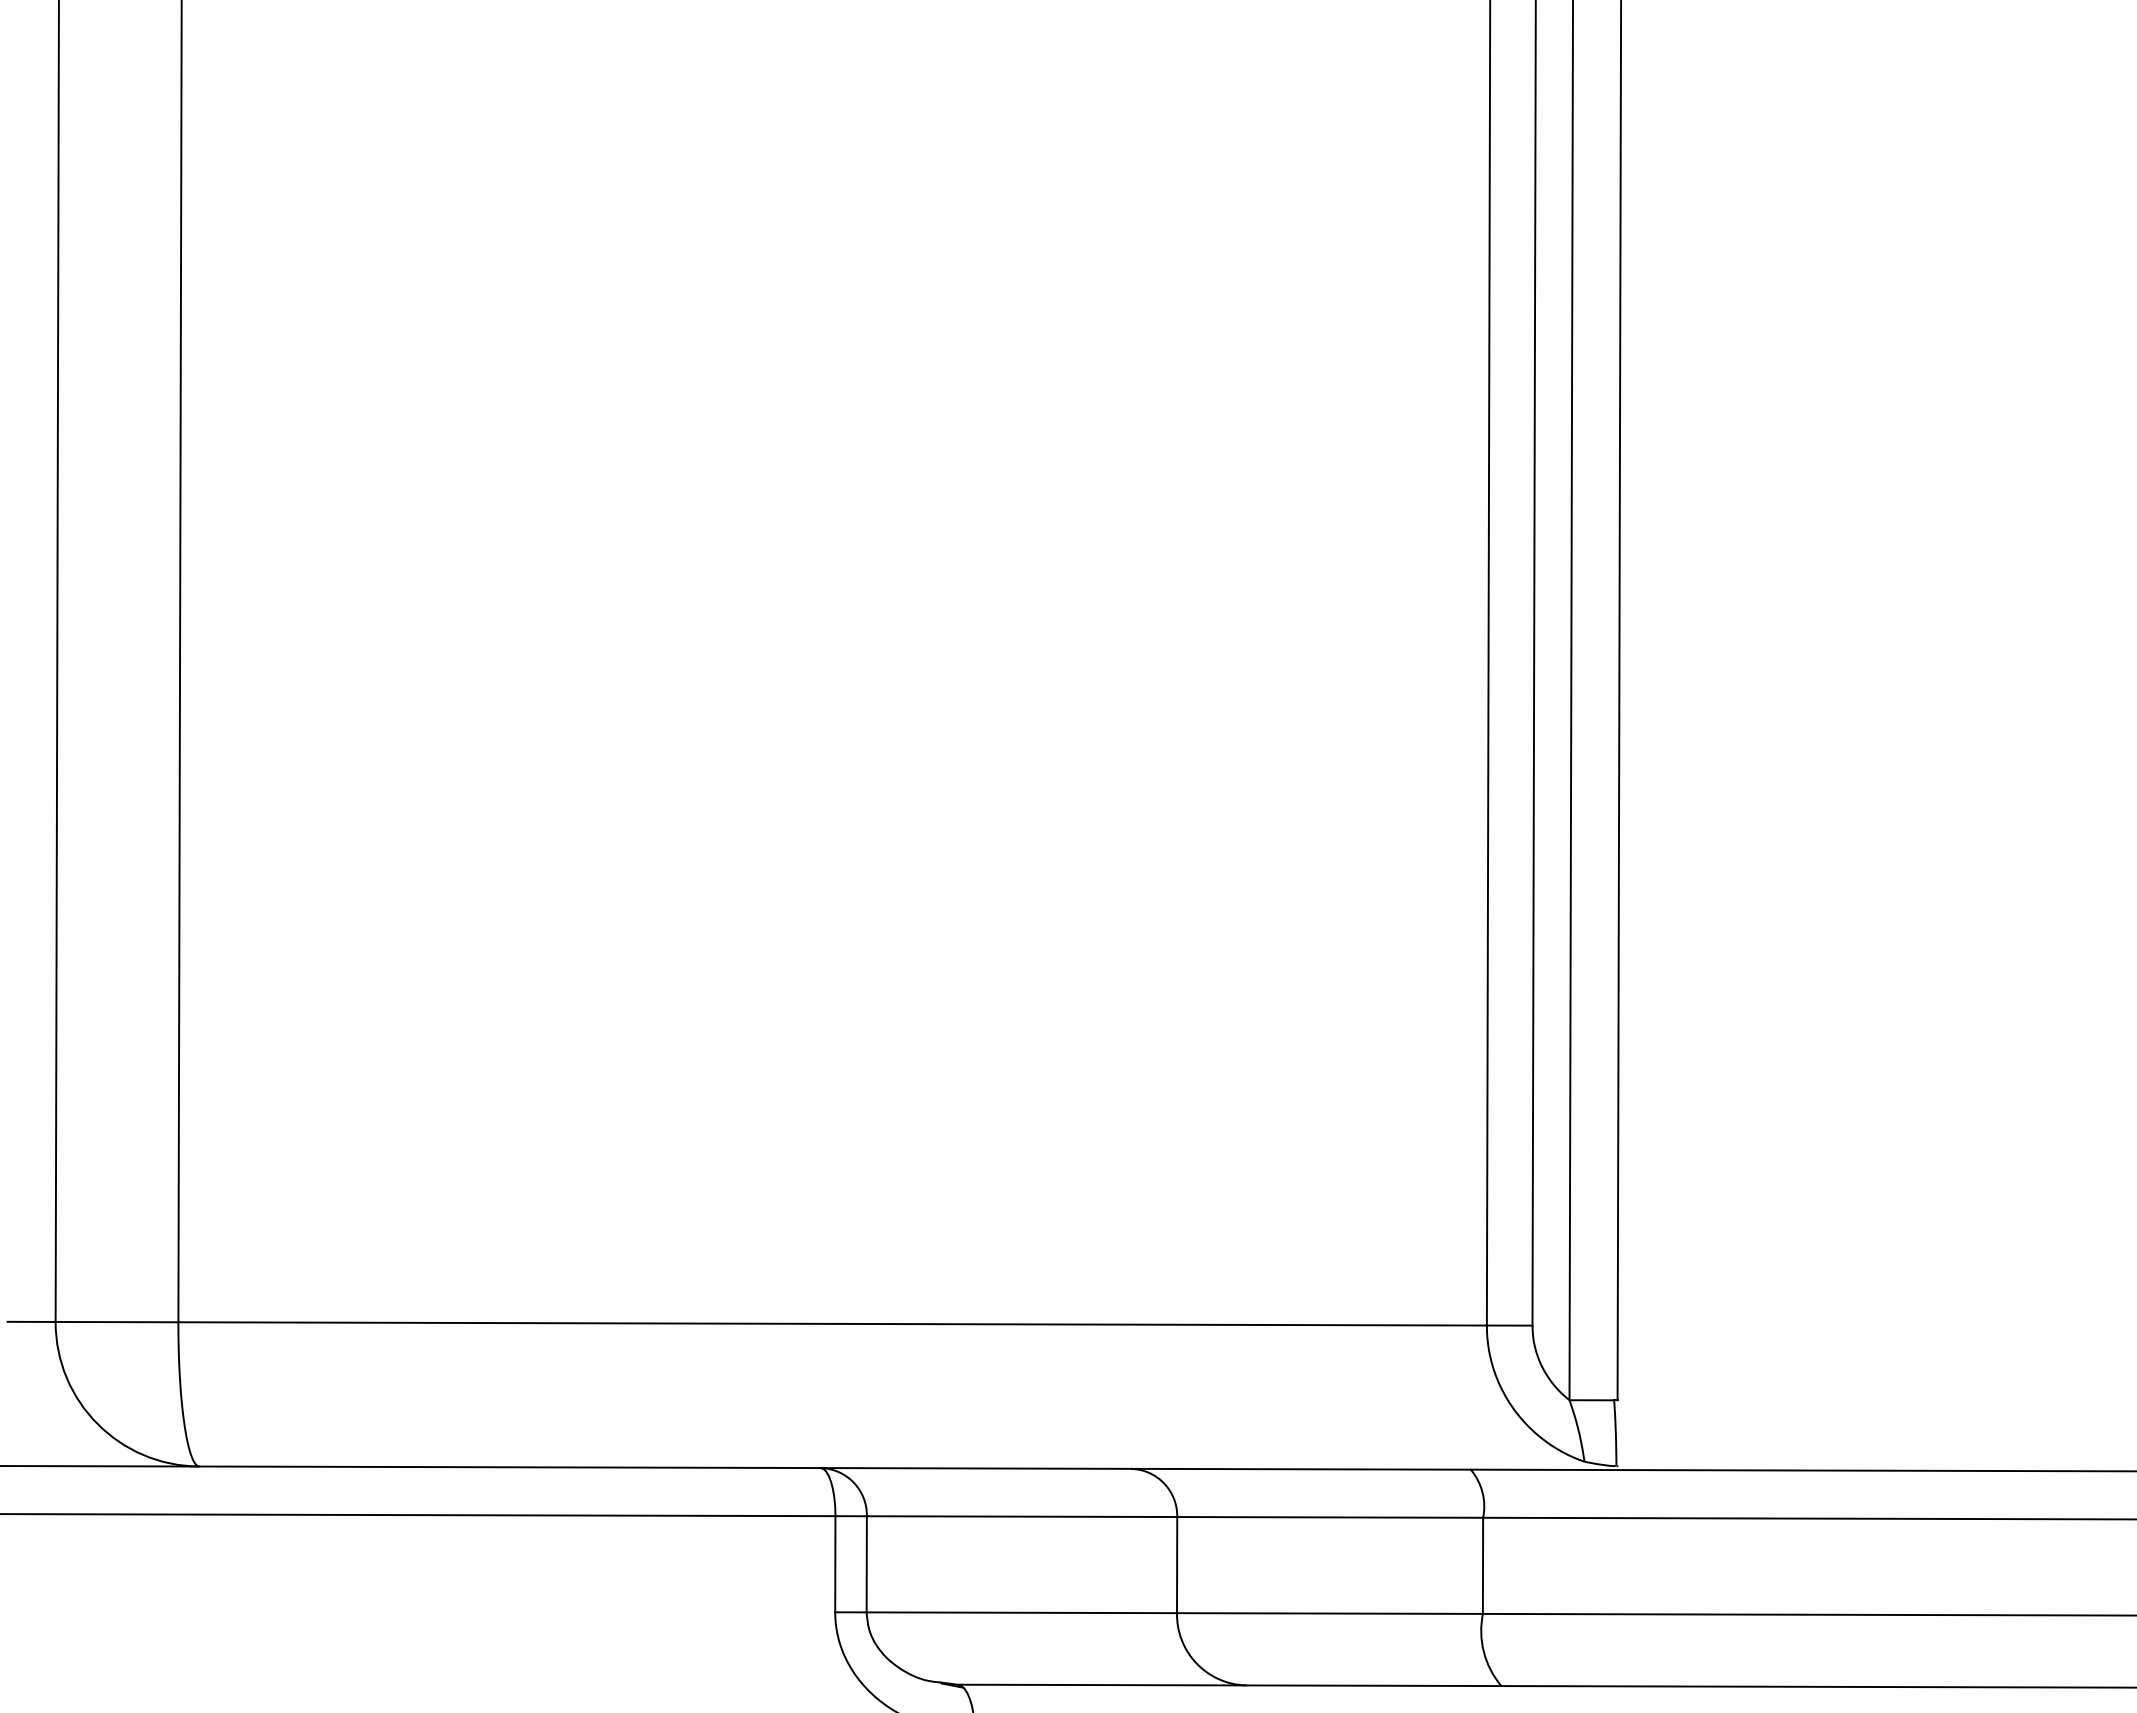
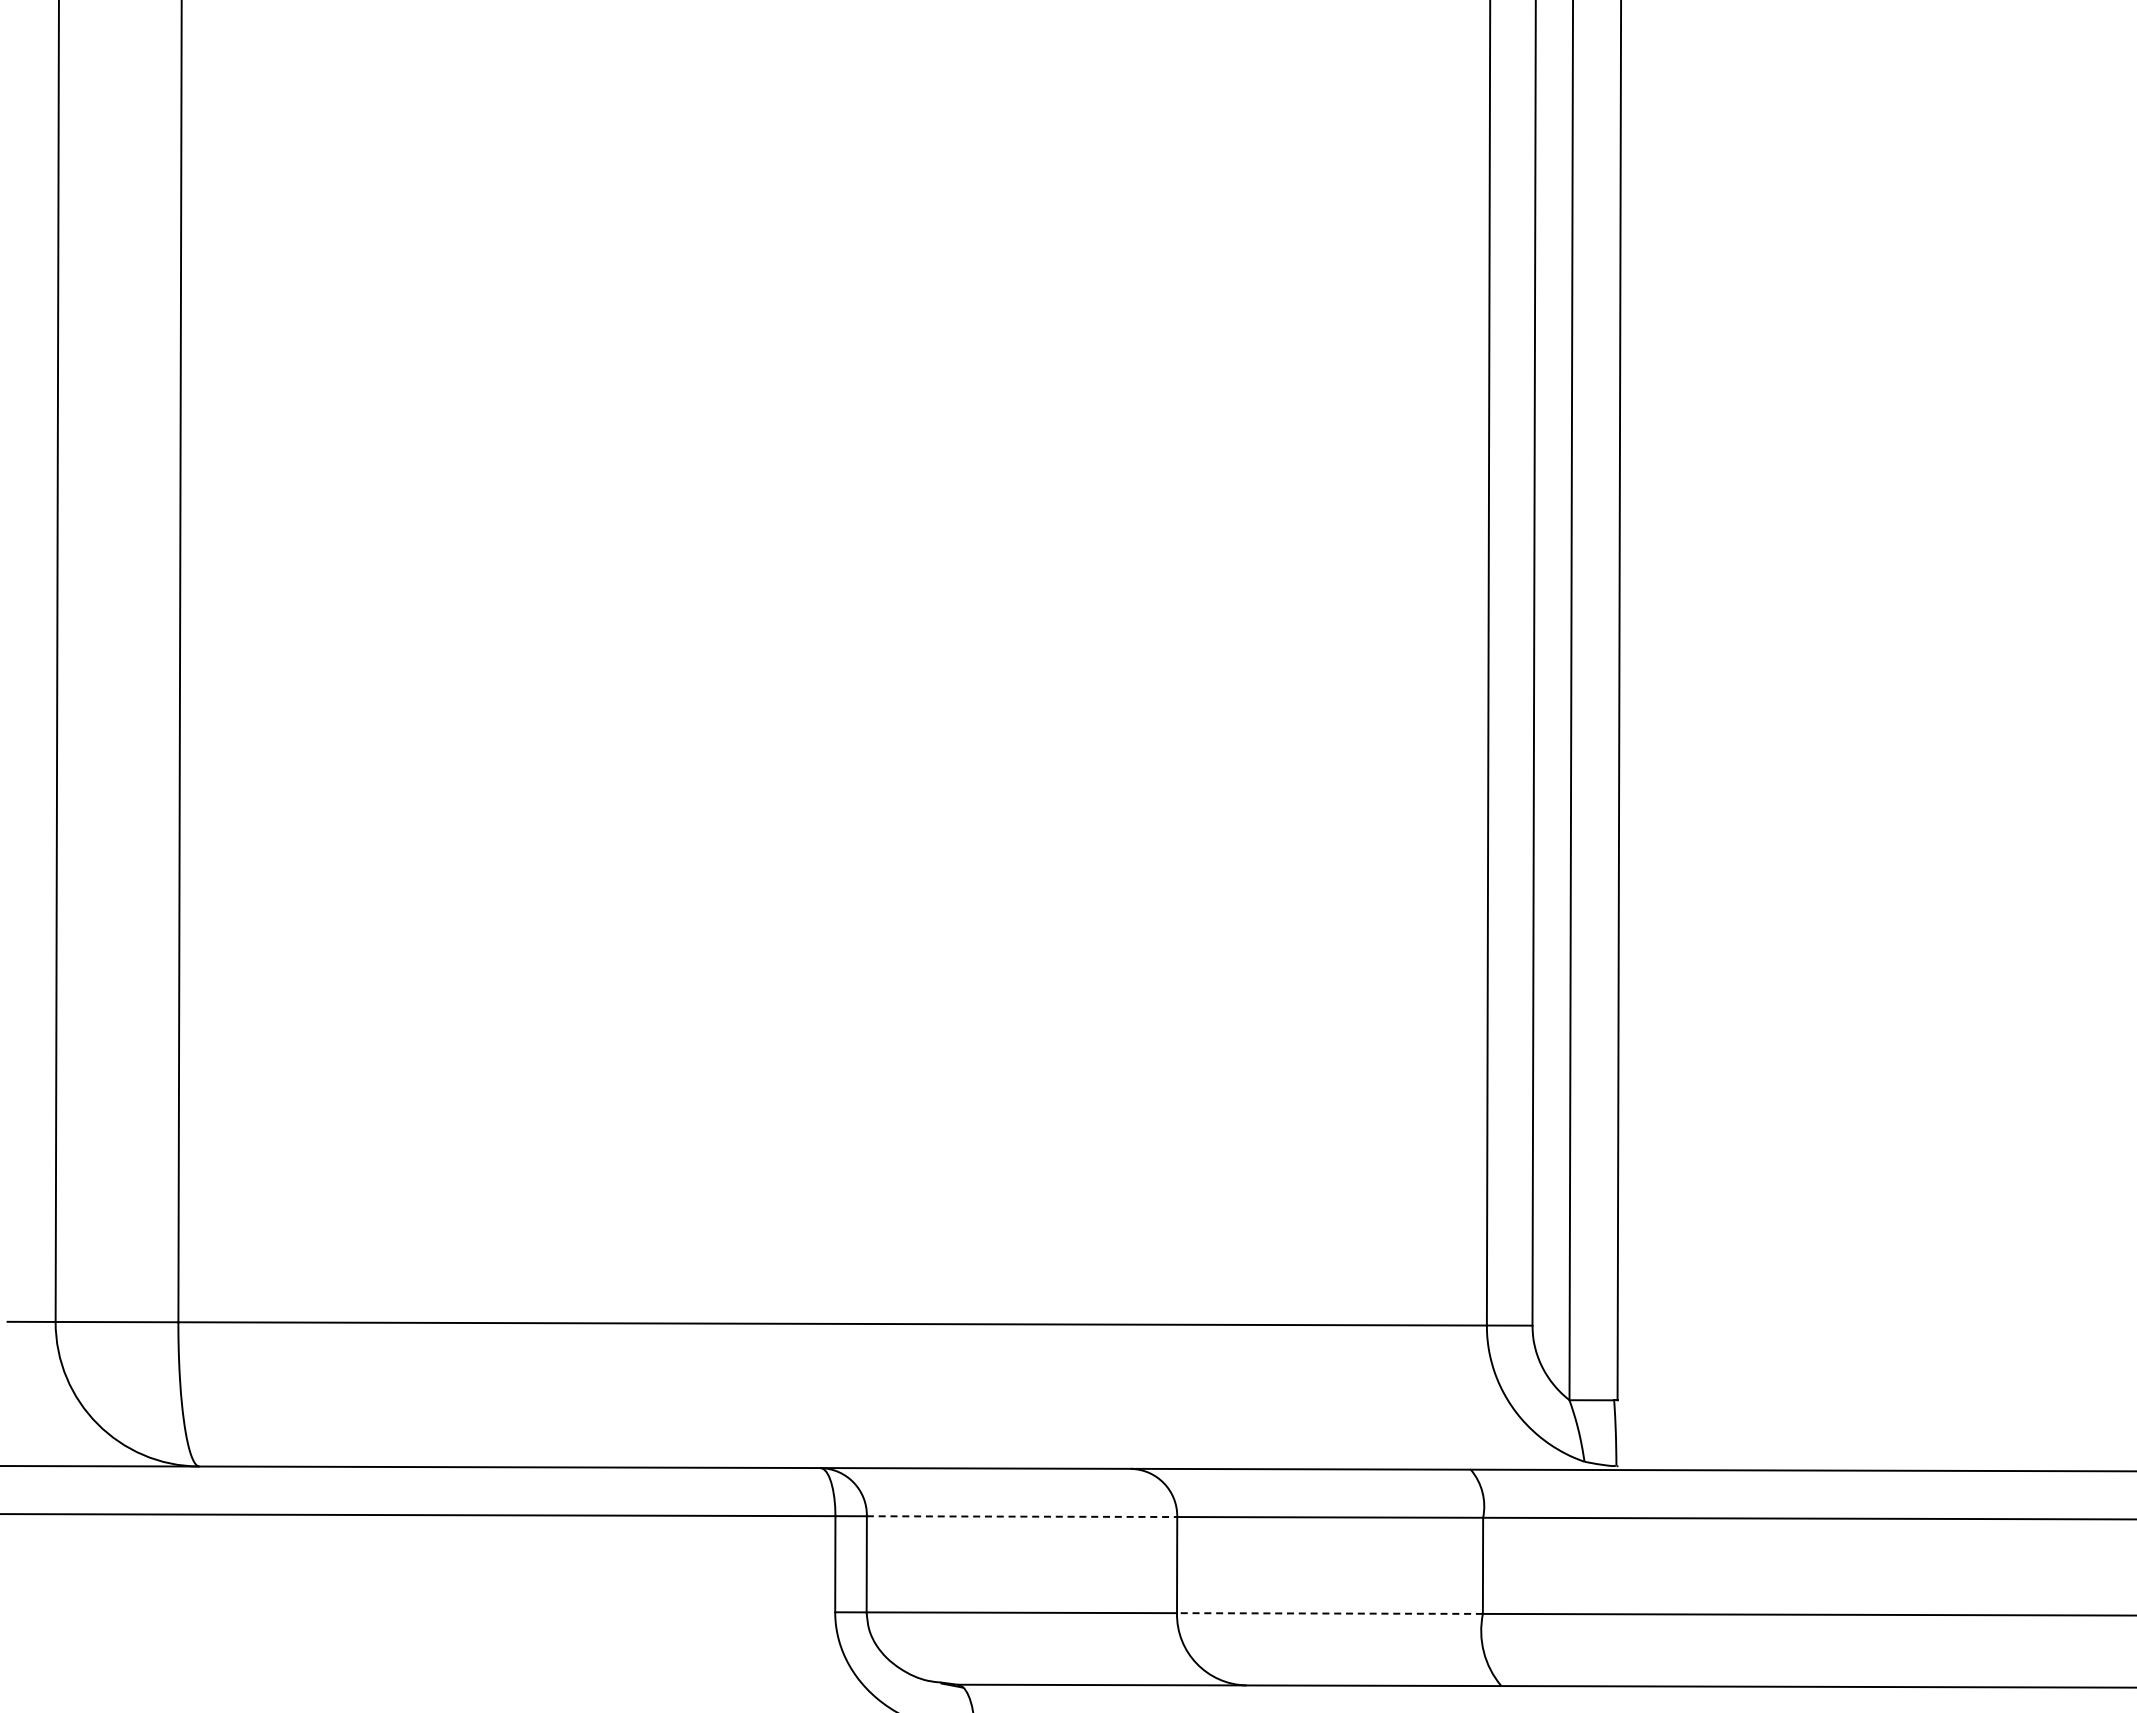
line: solid -> dashed (1022, 1516)
line: solid -> dashed (1329, 1613)
